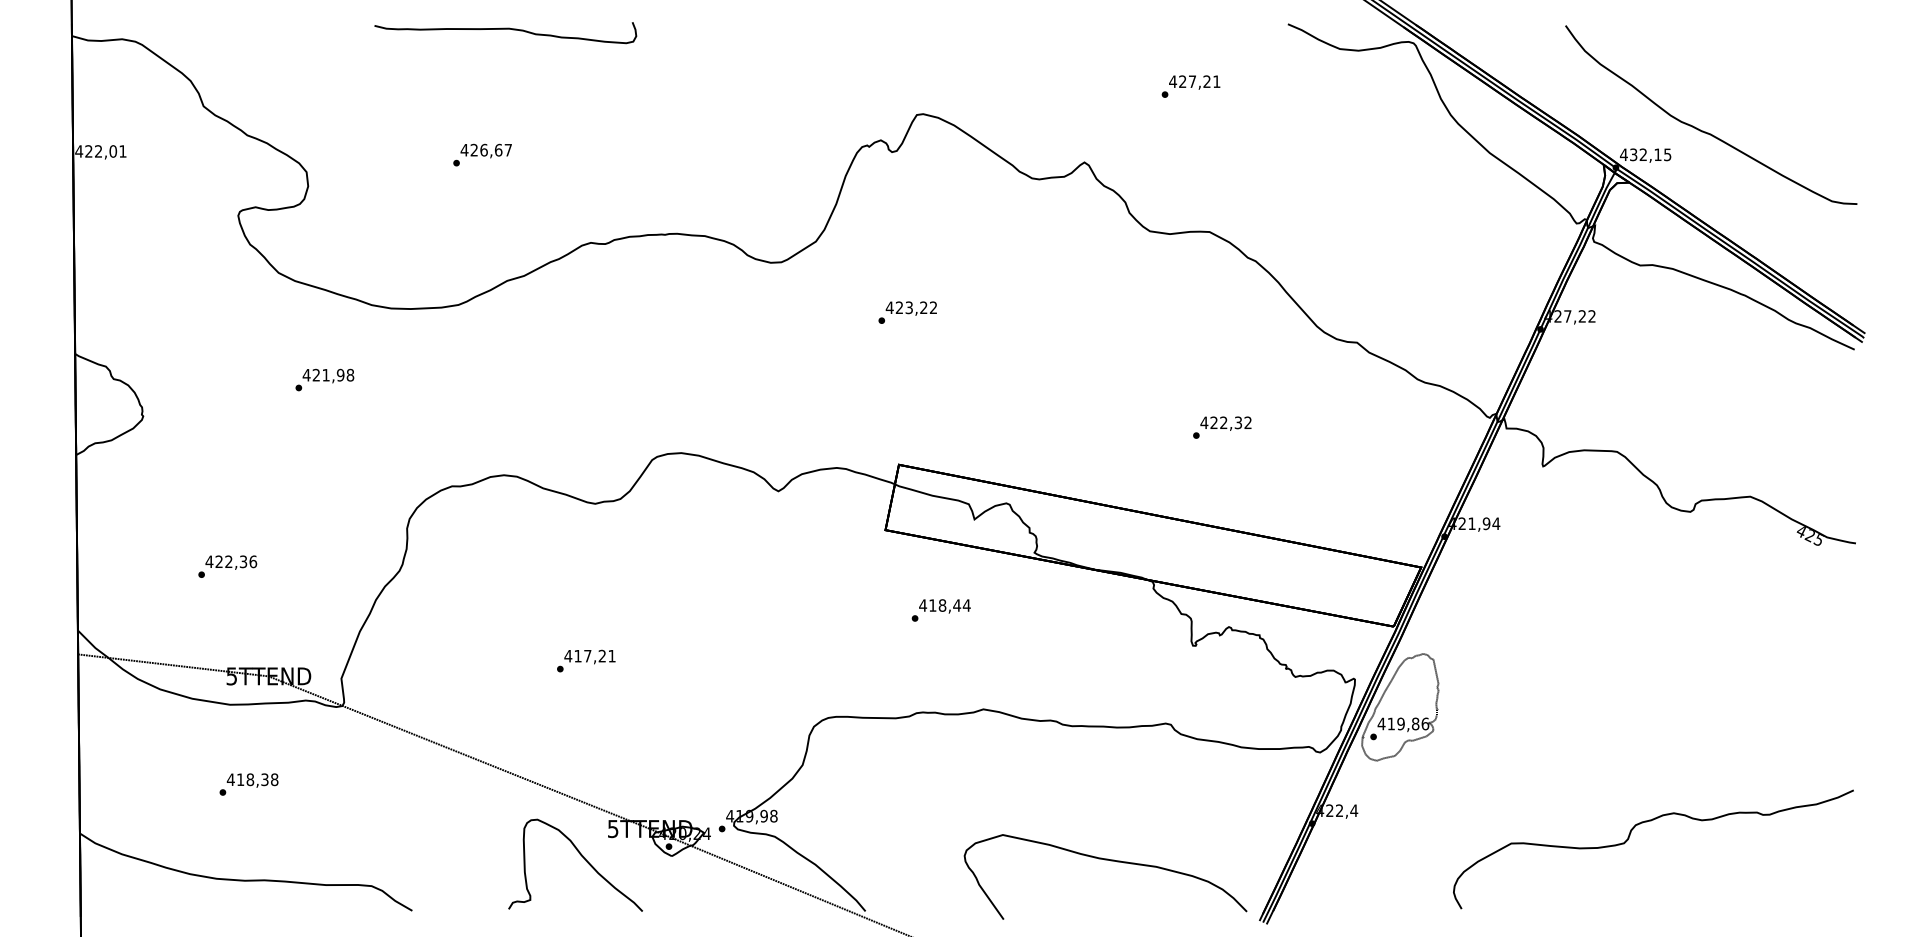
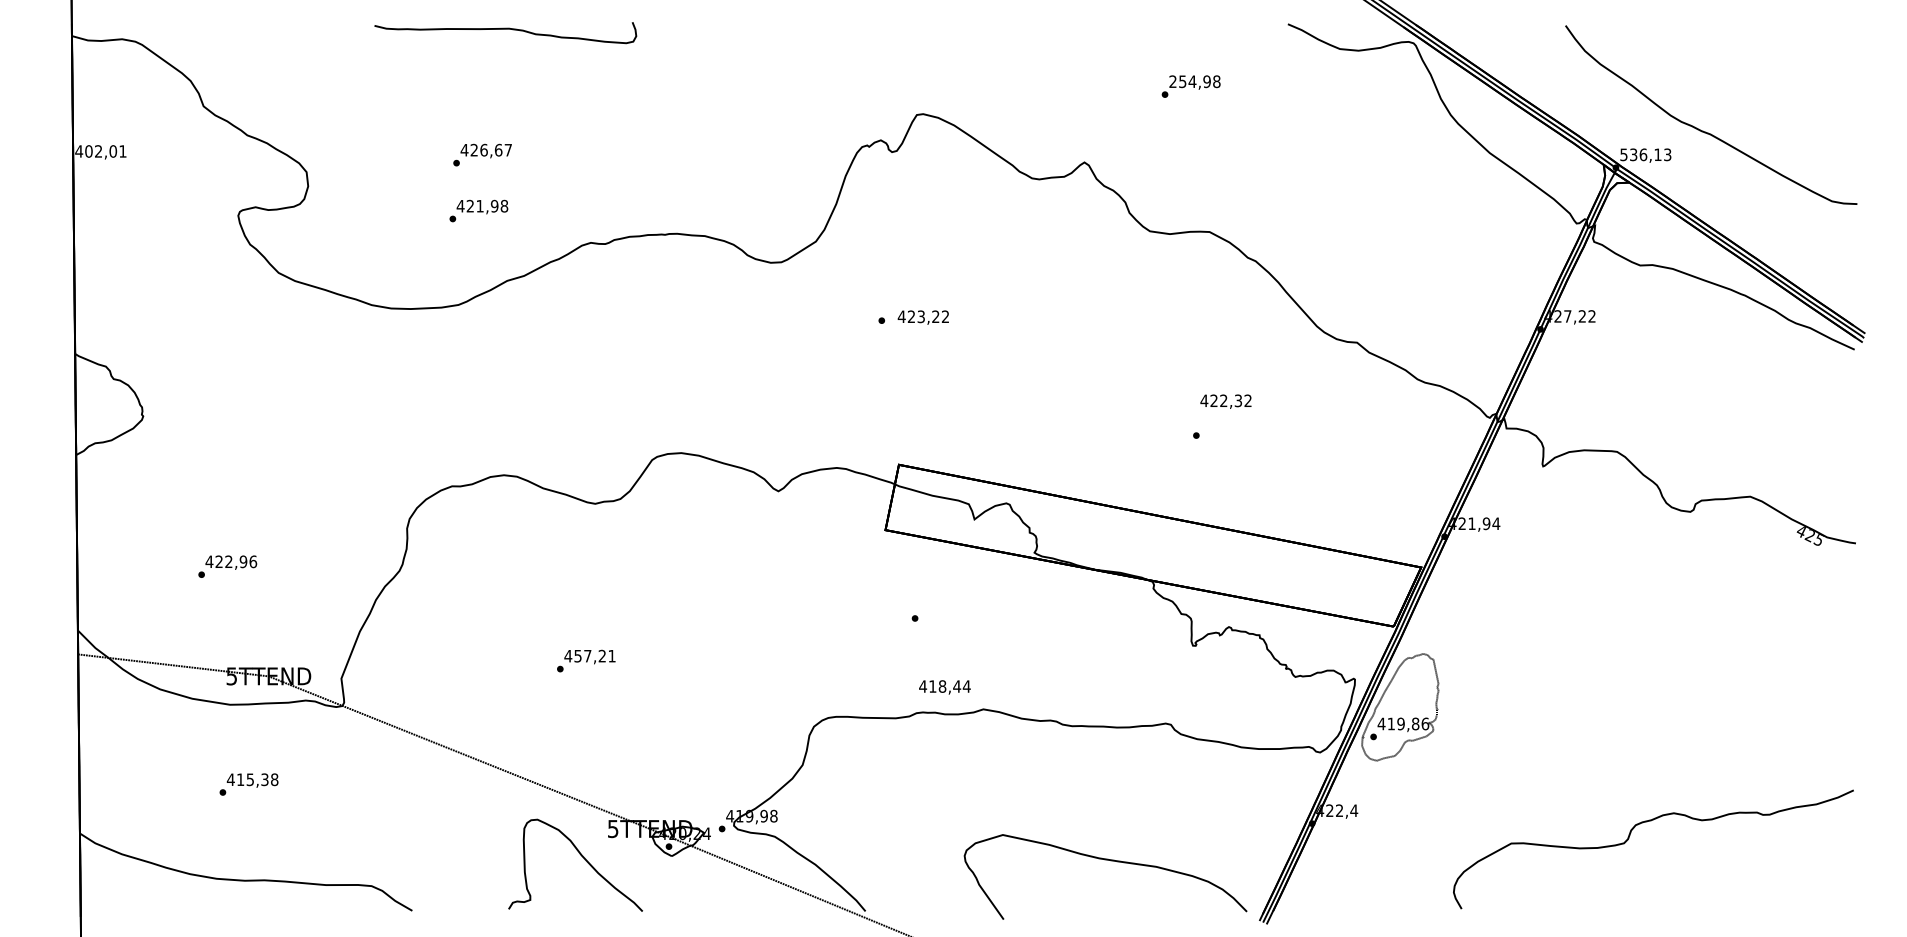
text: 427,21 -> 254,98 (1194, 81)
text: 422,01 -> 402,01 (88, 151)
text: 432,15 -> 536,13 (1645, 154)
text position: (910, 308) -> (922, 317) (922, 317)
text position: (324, 379) -> (478, 210) (478, 210)
text position: (1225, 423) -> (1225, 401) (1225, 401)
text: 422,36 -> 422,96 (243, 561)
text position: (944, 606) -> (944, 687) (944, 687)
text: 417,21 -> 457,21 (577, 656)
text: 418,38 -> 415,38 (250, 779)
